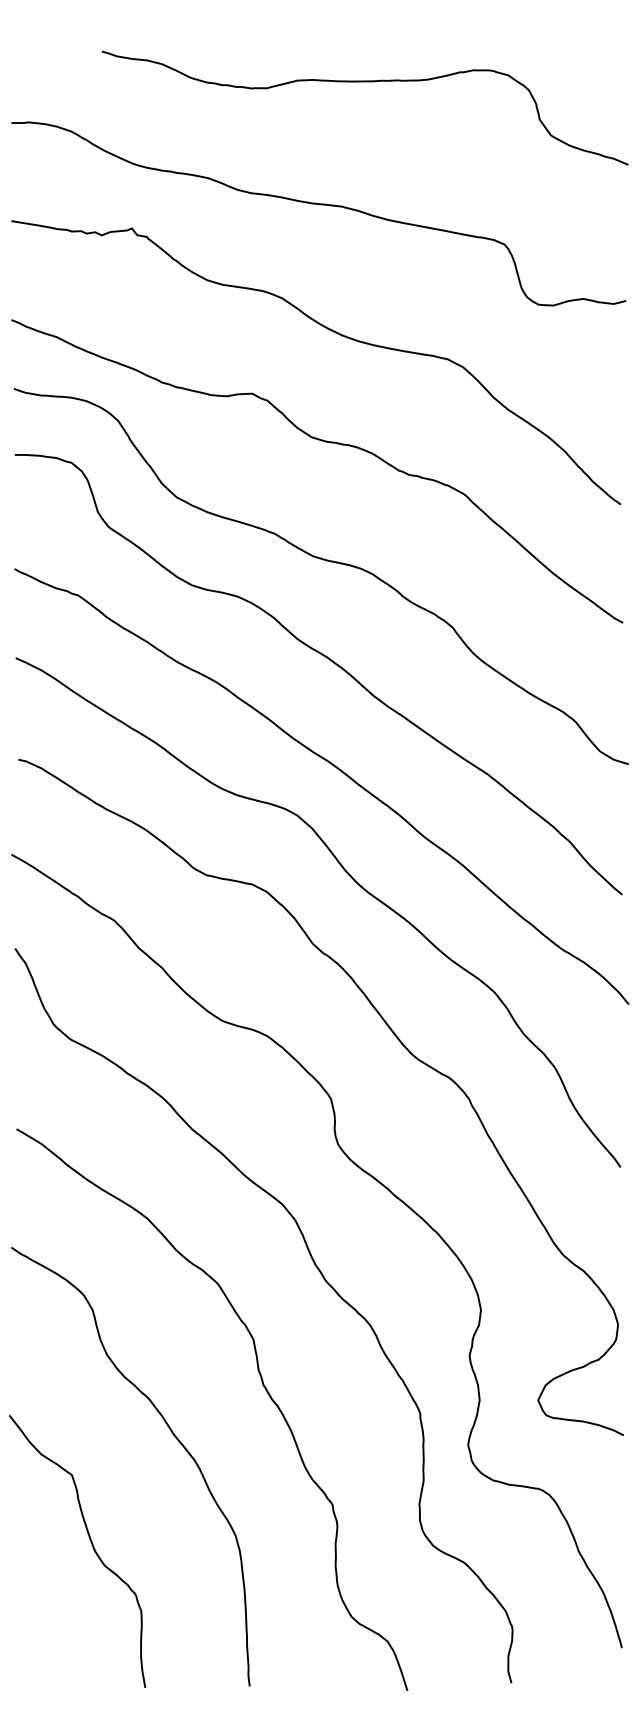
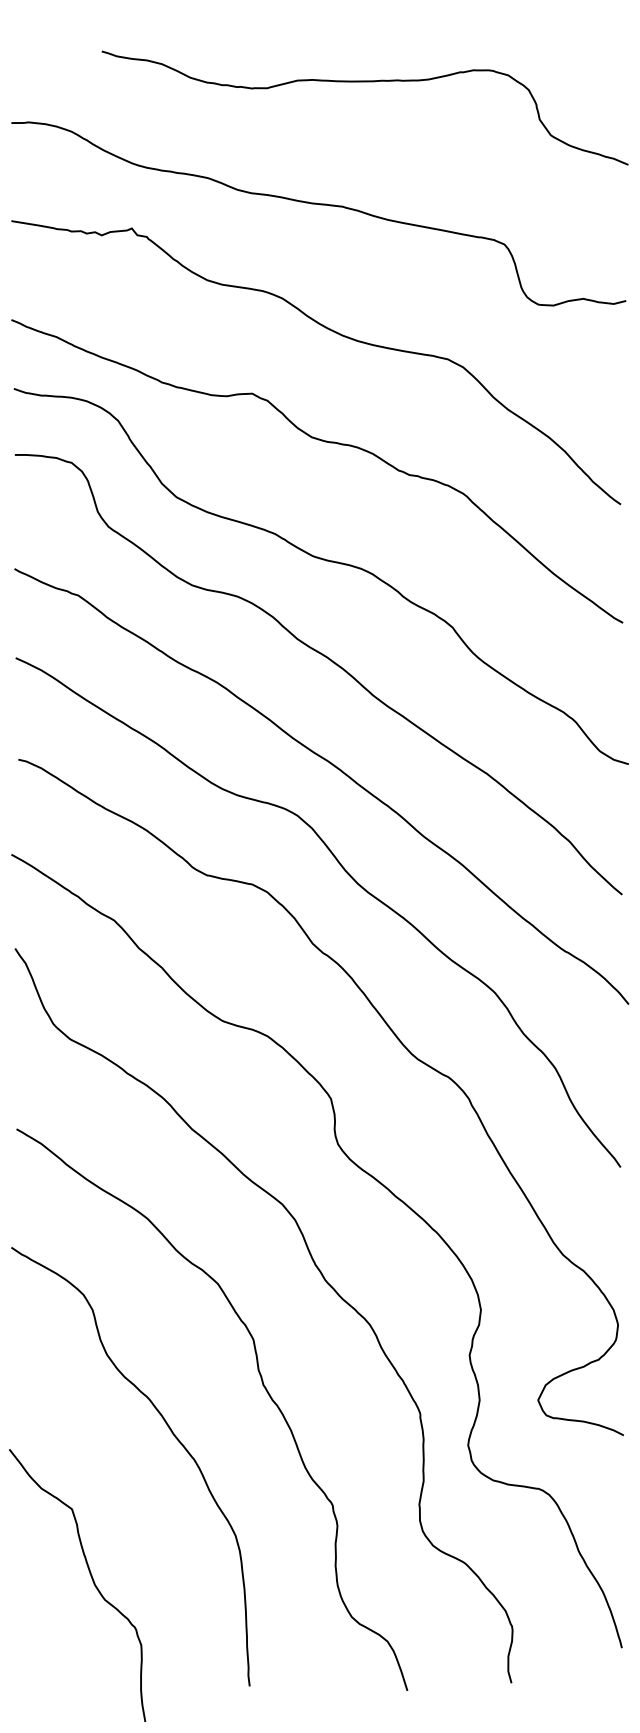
curve position: (91, 1545) -> (91, 1579) (91, 1579)
